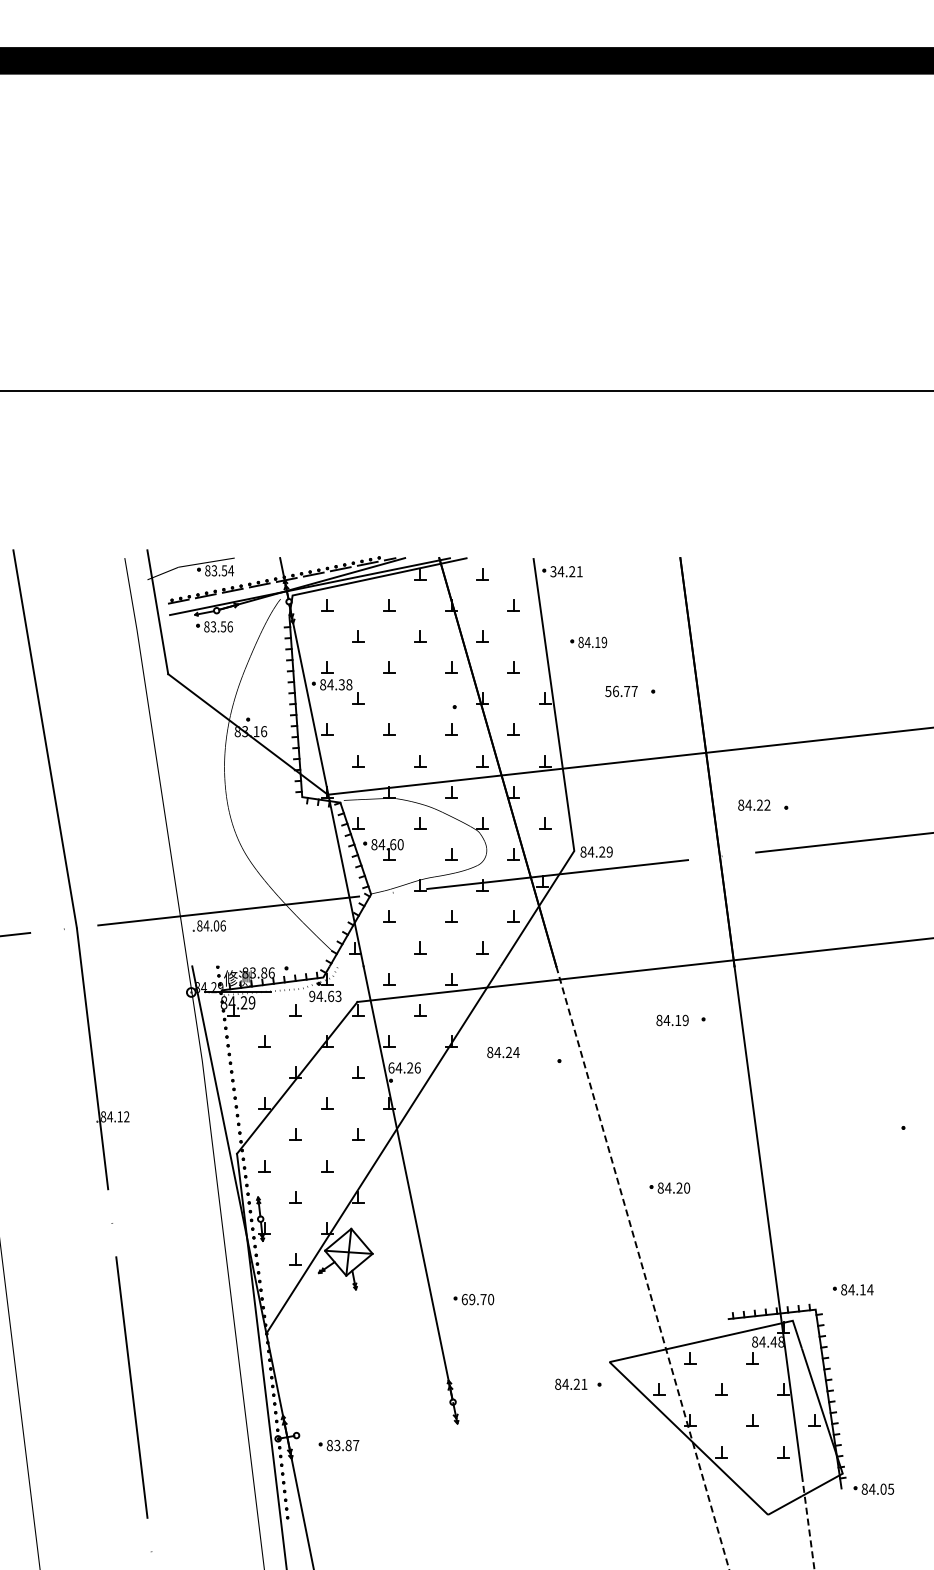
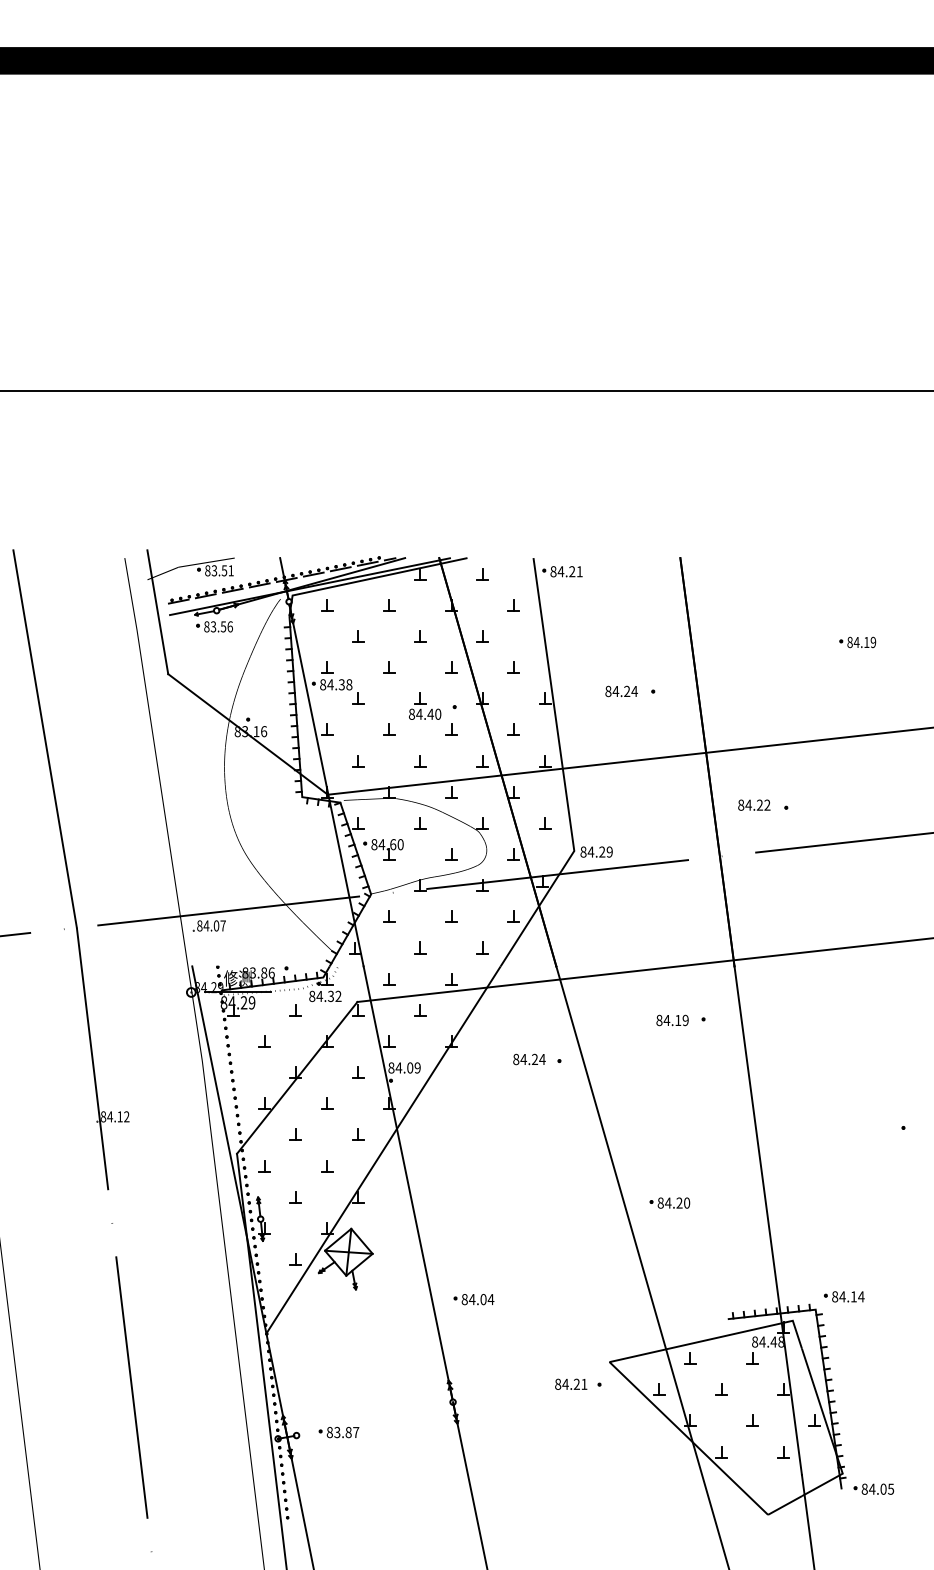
text: 83.54 -> 83.51 (231, 570)
text: 34.21 -> 84.21 (553, 571)
part position: (588, 642) -> (857, 642) (857, 642)
text: 56.77 -> 84.24 (621, 691)
part: none -> present (425, 705)
text: 84.06 -> 84.07 (222, 925)
text: 94.63 -> 84.32 (325, 996)
text position: (503, 1052) -> (529, 1059) (529, 1059)
text: 64.26 -> 84.09 (404, 1067)
part position: (669, 1187) -> (669, 1202) (669, 1202)
line: dashed -> solid (642, 1267)
part position: (853, 1289) -> (844, 1296) (844, 1296)
text: 69.70 -> 84.04 (477, 1299)
part position: (338, 1445) -> (338, 1432) (338, 1432)
line: none -> present (469, 1484)
line: dashed -> solid (808, 1522)
